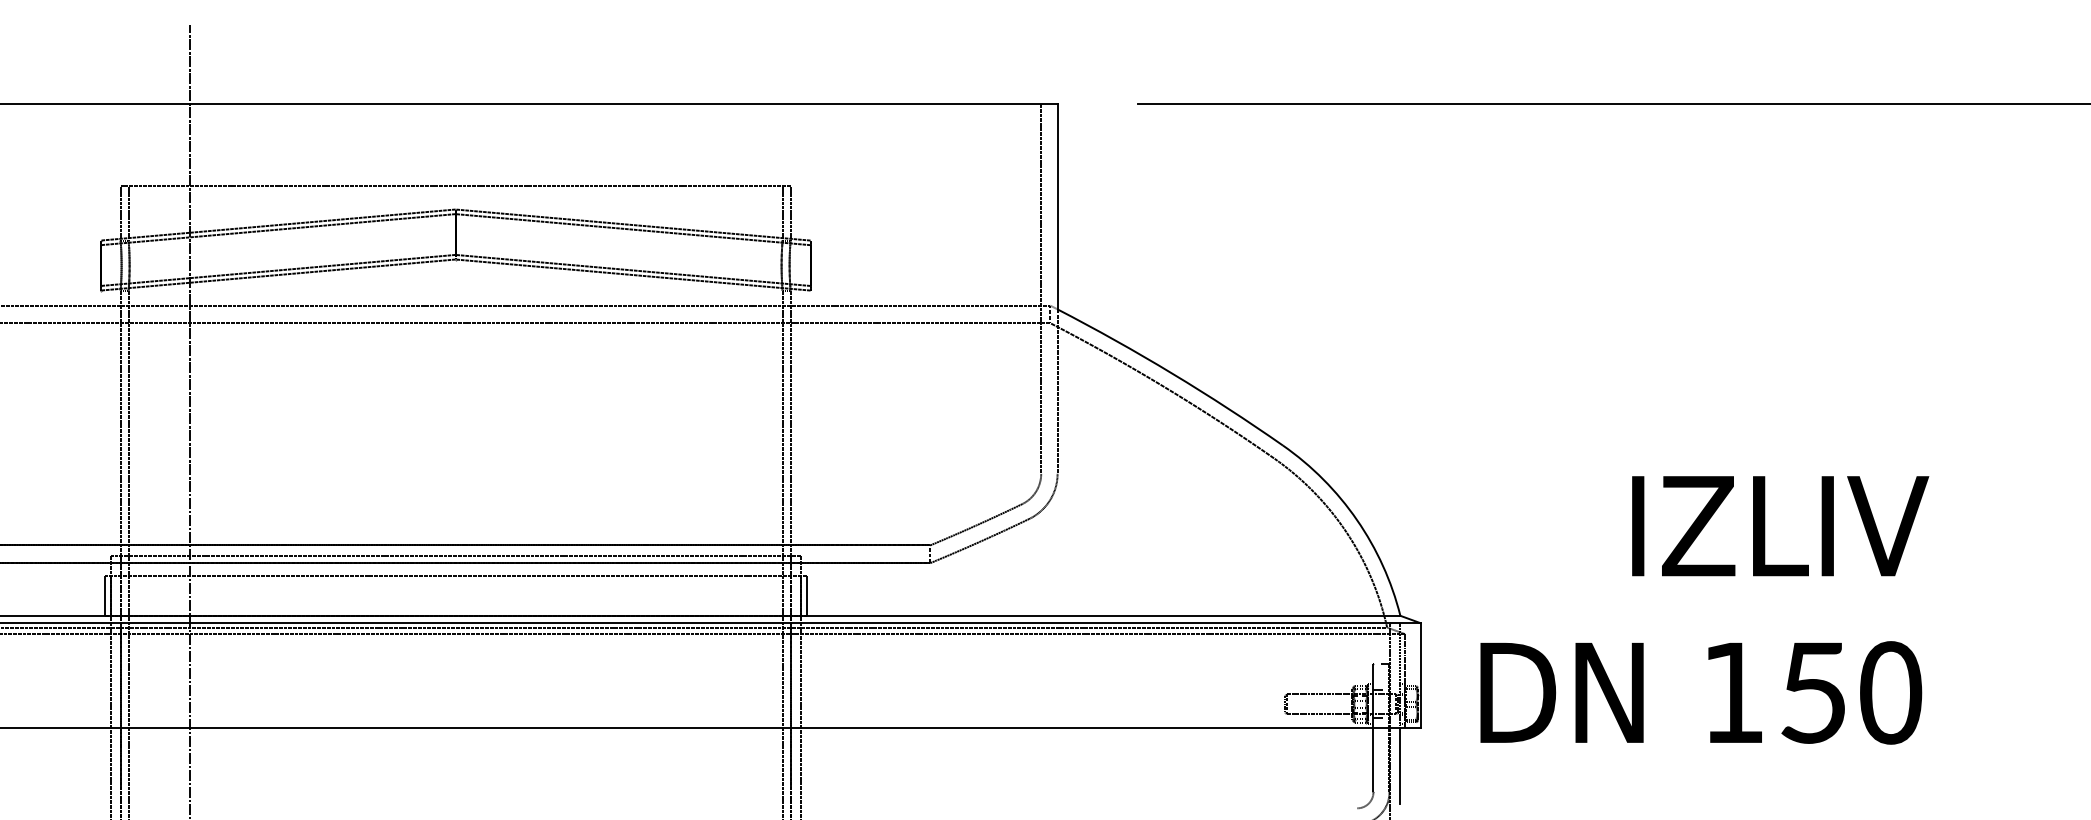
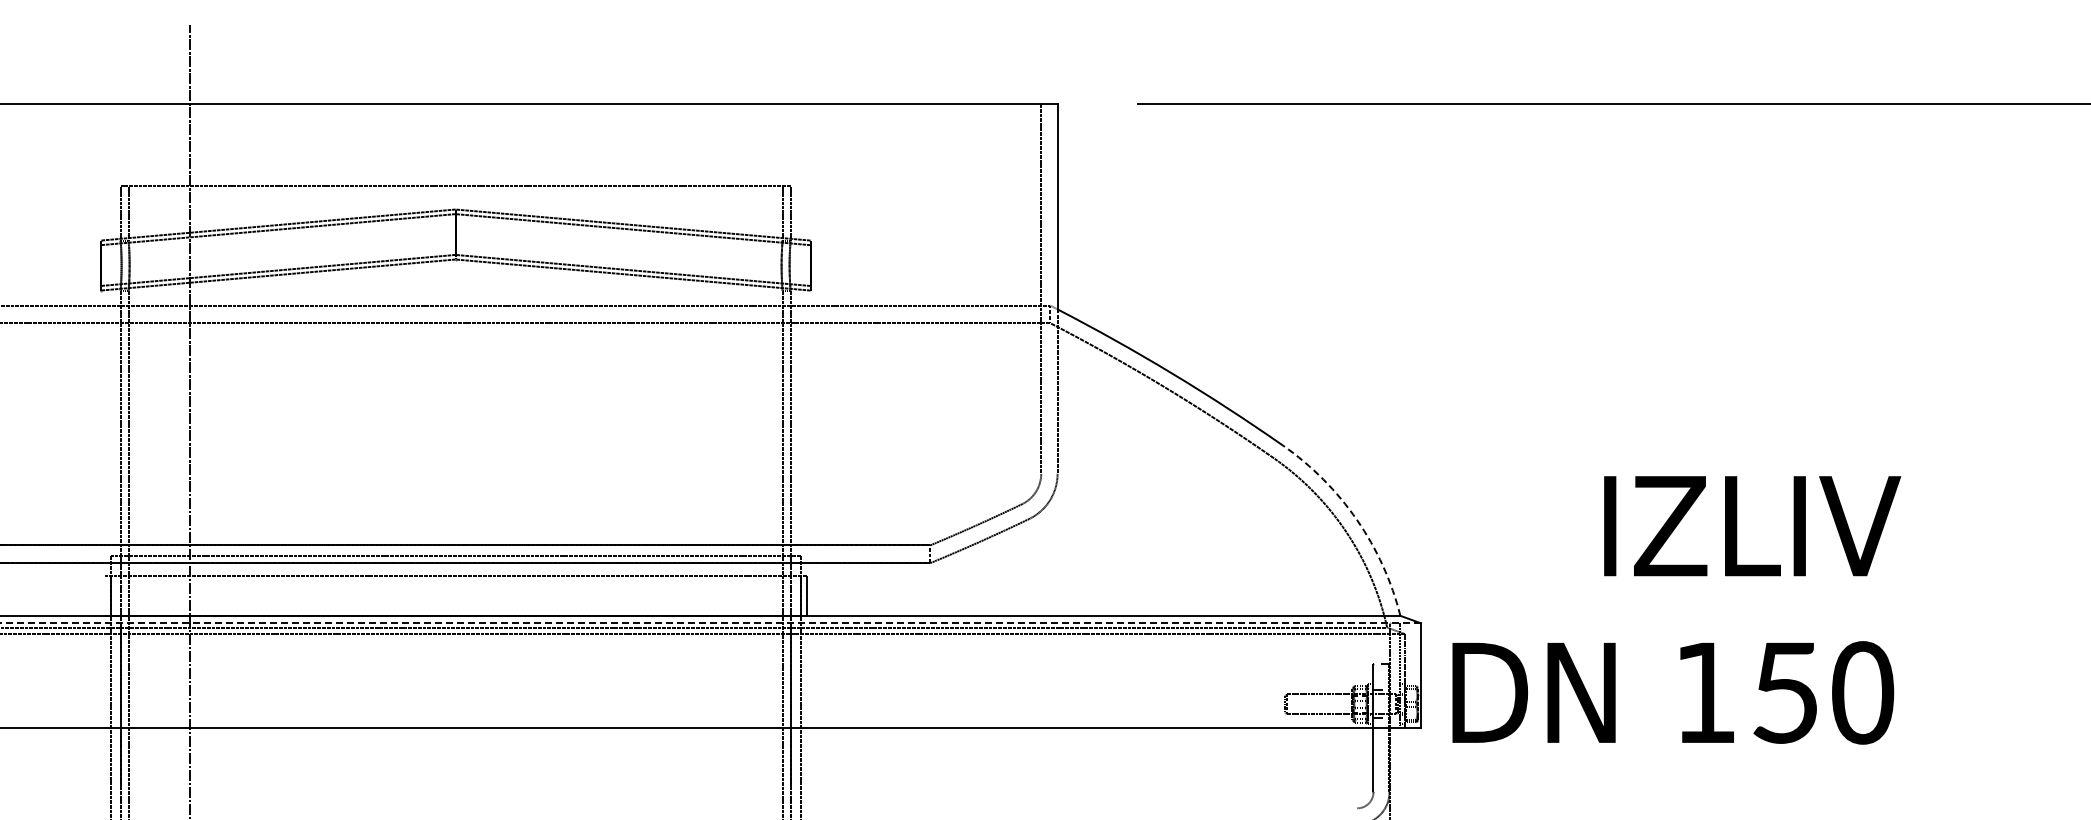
arc: solid -> dashed (1357, 520)
line: present -> none (104, 595)
text position: (1704, 610) -> (1676, 610) (1676, 610)
line: solid -> dashed (710, 623)
line: present -> none (1399, 766)
